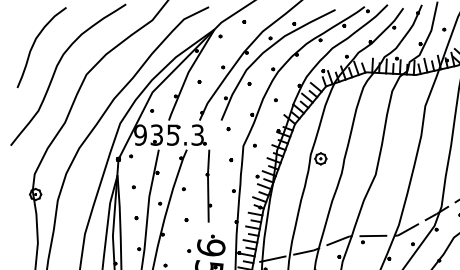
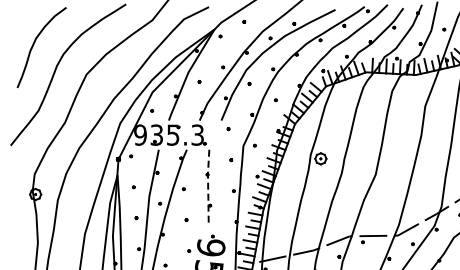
line: solid -> dashed (208, 186)
